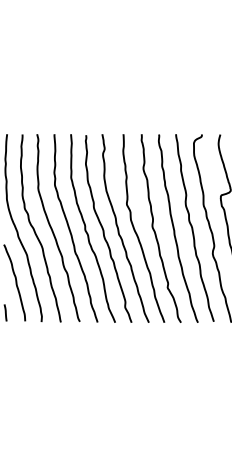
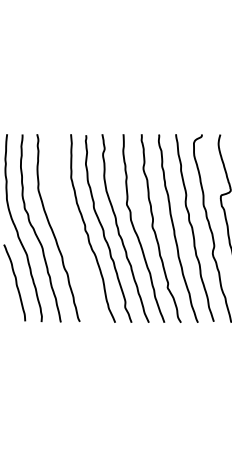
curve: present -> none (70, 228)
line: present -> none (5, 312)
